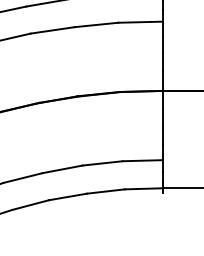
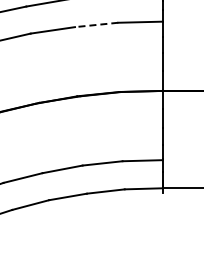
line: solid -> dashed (96, 24)
